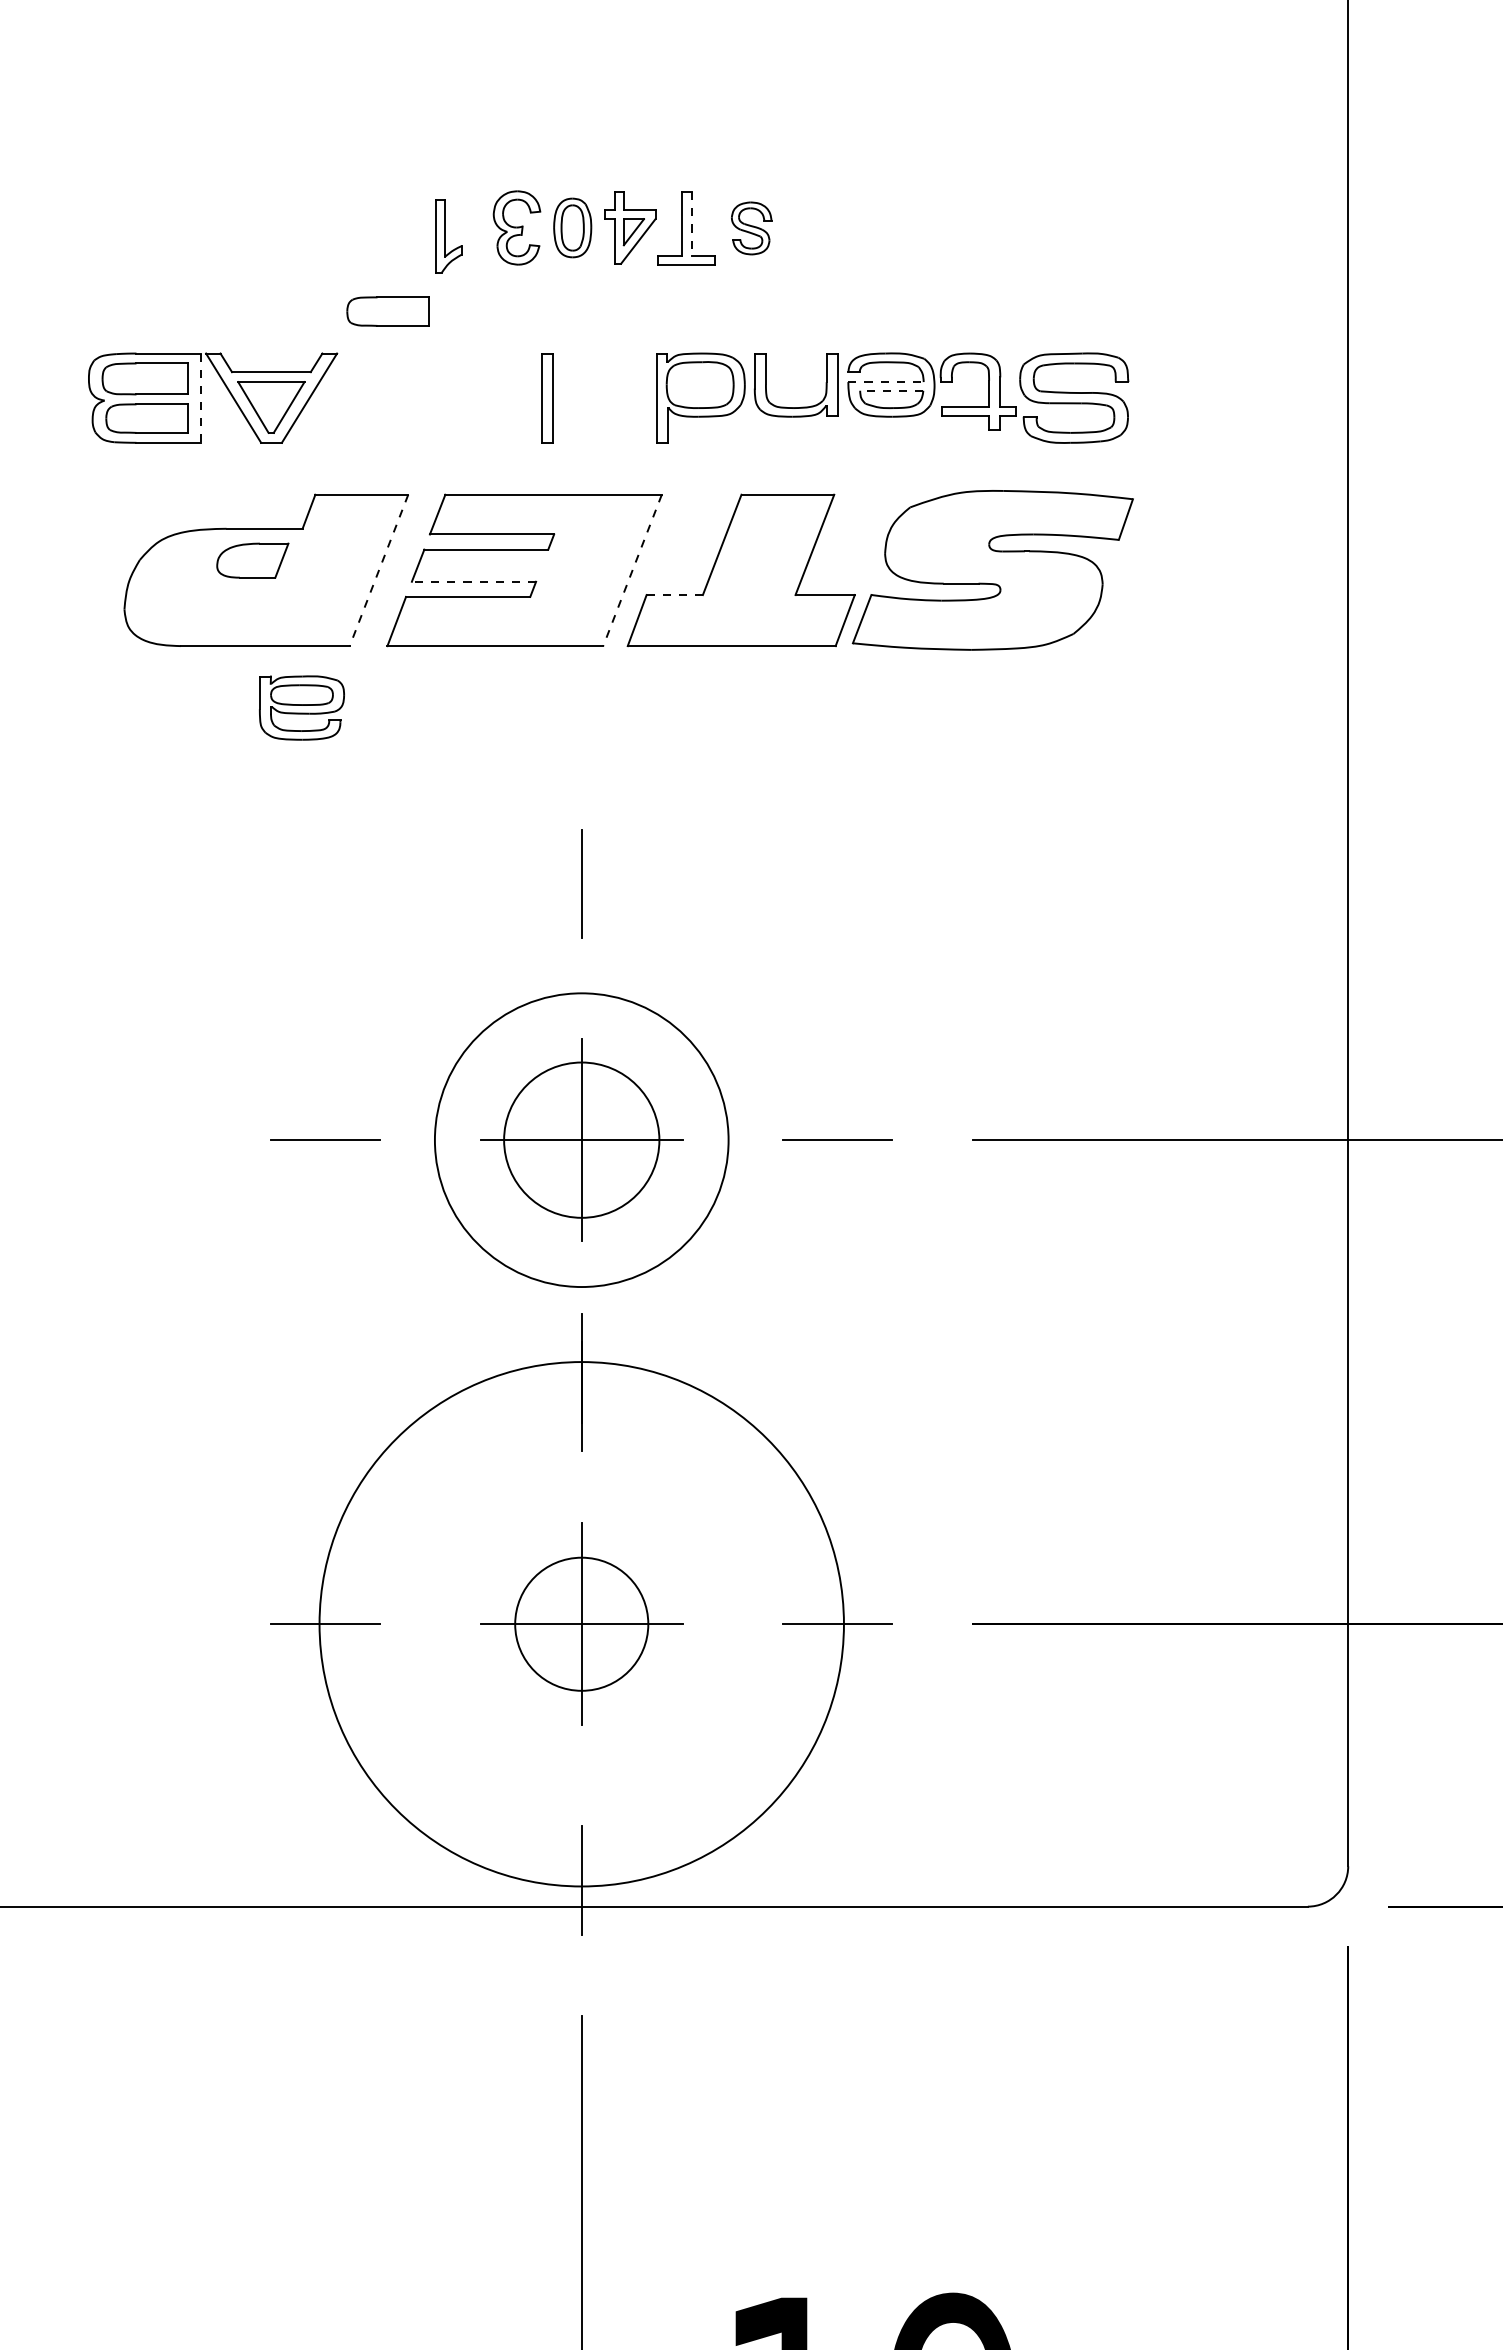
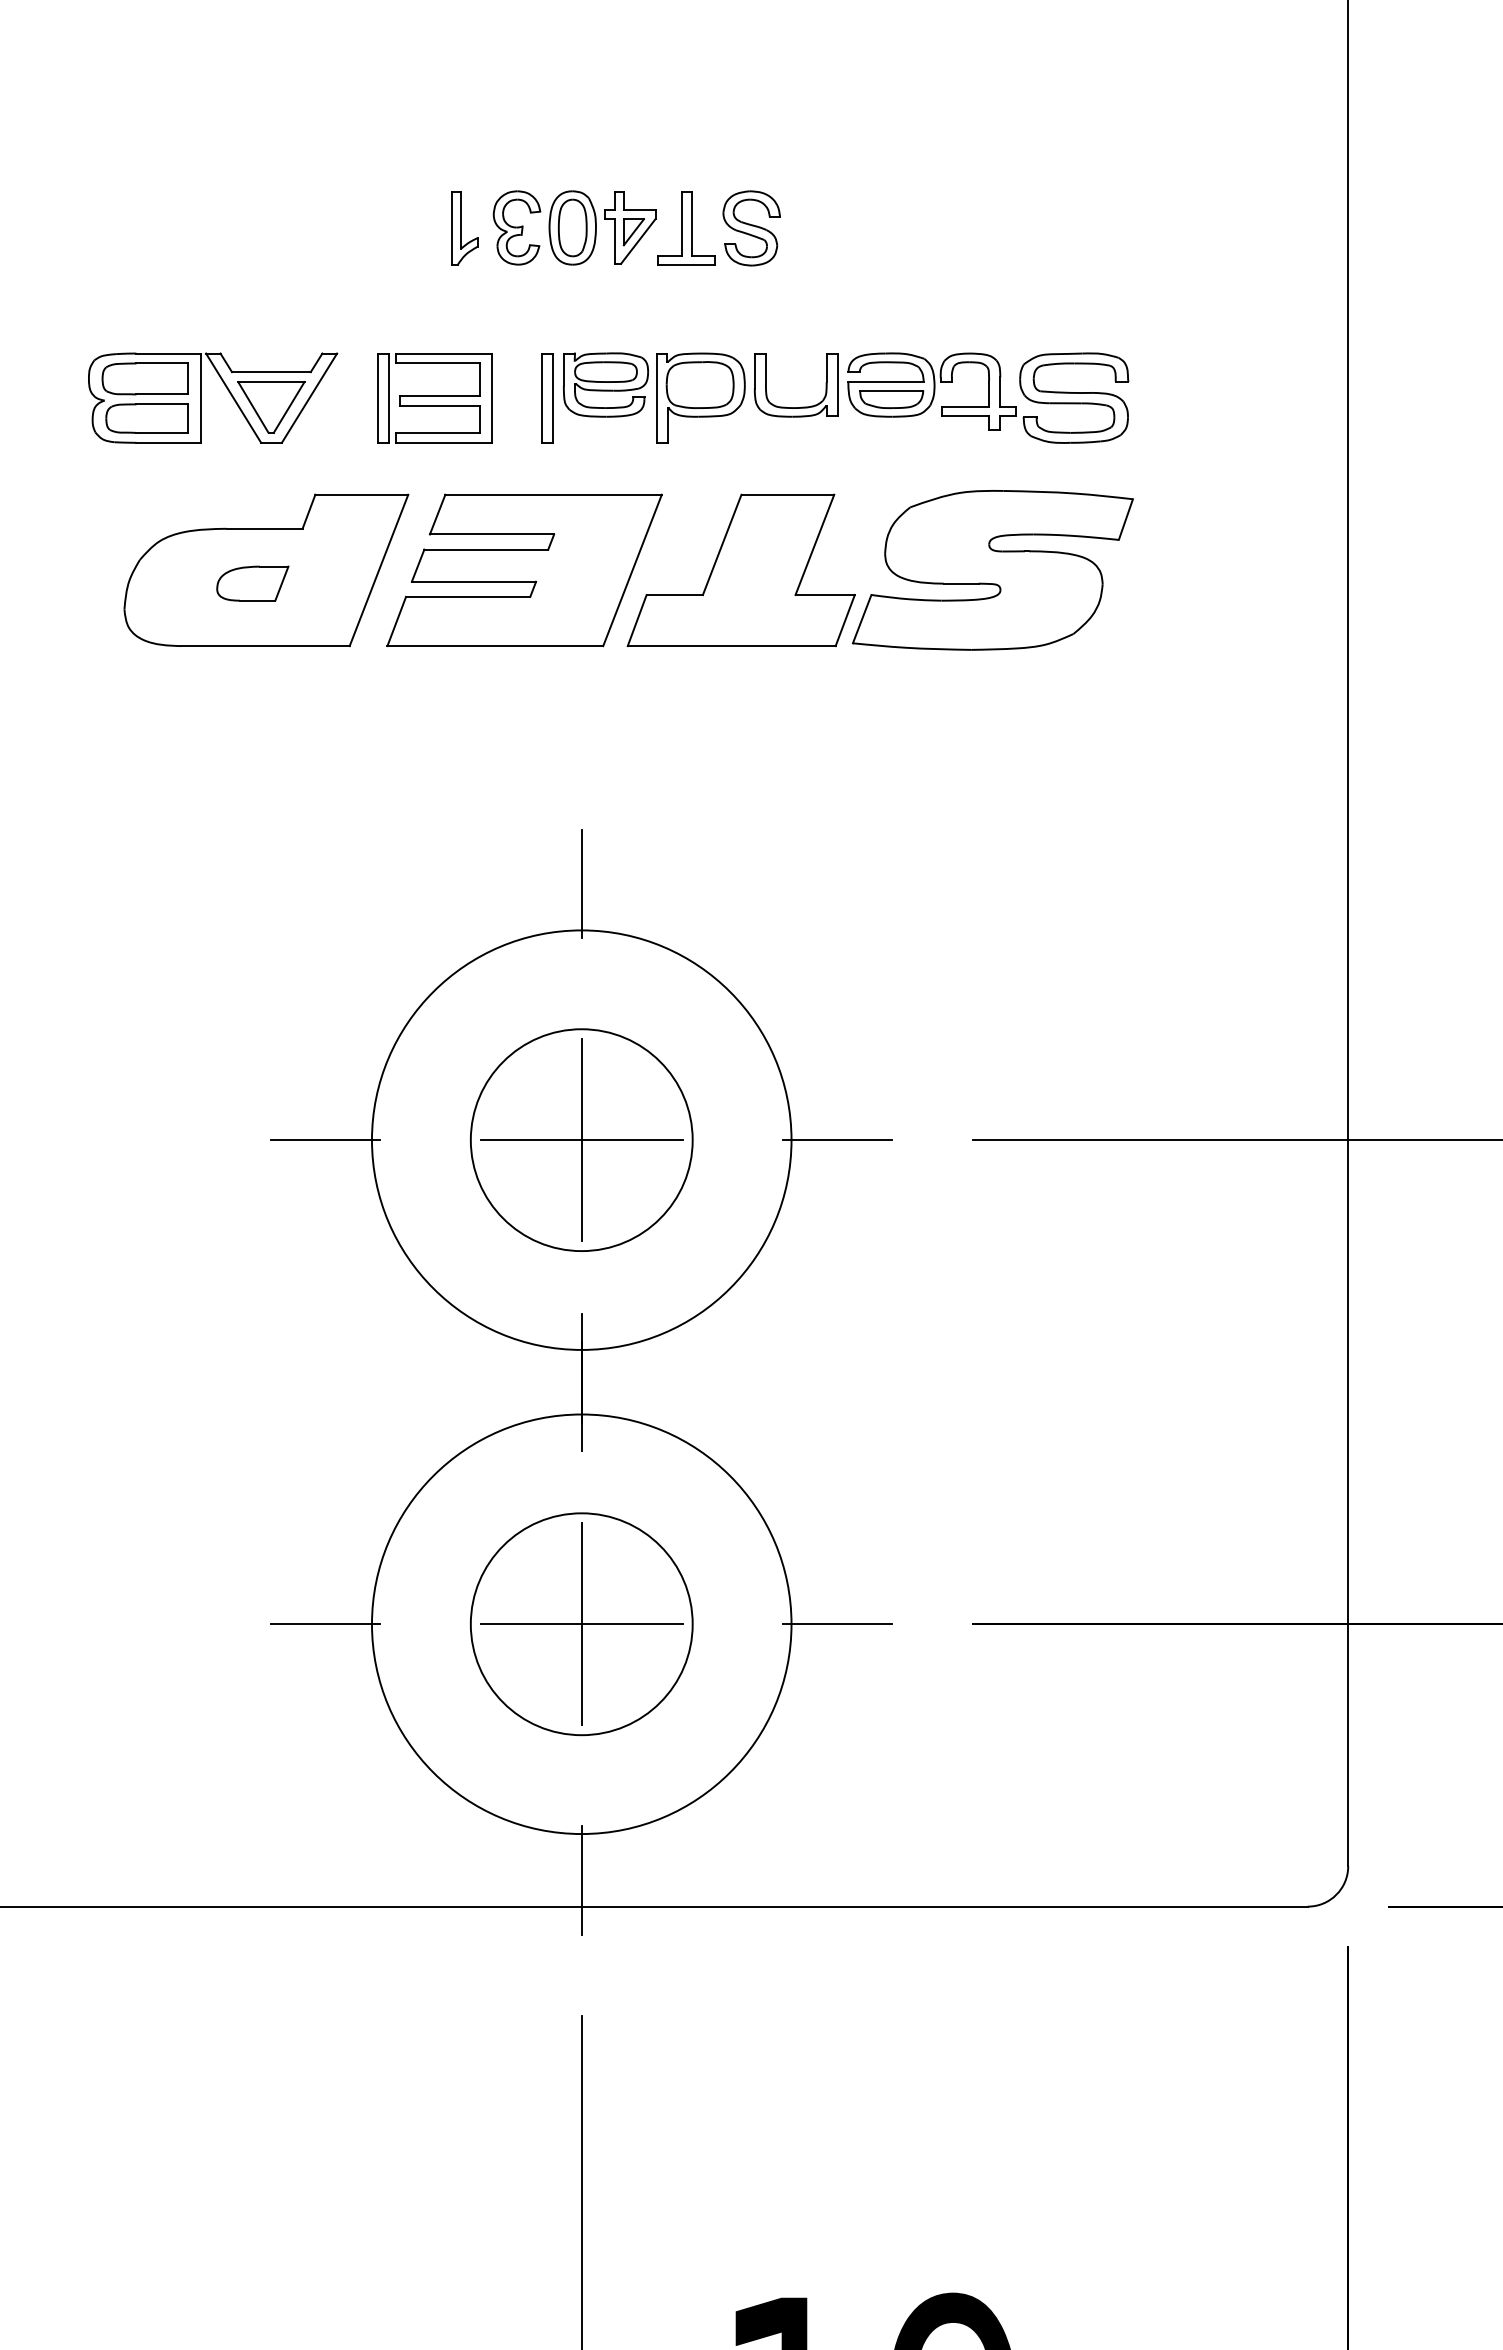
line: dashed -> solid (691, 224)
part size: 40x62 px -> 49x76 px (572, 227)
part size: 42x55 px -> 59x77 px (751, 228)
part position: (448, 236) -> (464, 228) (464, 228)
part: present -> none (387, 311)
line: dashed -> solid (886, 382)
line: dashed -> solid (891, 390)
line: dashed -> solid (200, 398)
part: none -> present (434, 398)
part position: (252, 560) -> (252, 583) (252, 583)
line: dashed -> solid (378, 570)
line: dashed -> solid (632, 570)
line: dashed -> solid (473, 581)
line: dashed -> solid (675, 595)
part position: (301, 707) -> (605, 384) (605, 384)
circle diameter: 155 px -> 222 px (581, 1140)
circle diameter: 294 px -> 420 px (581, 1139)
circle diameter: 133 px -> 222 px (581, 1624)
circle diameter: 524 px -> 420 px (581, 1624)
